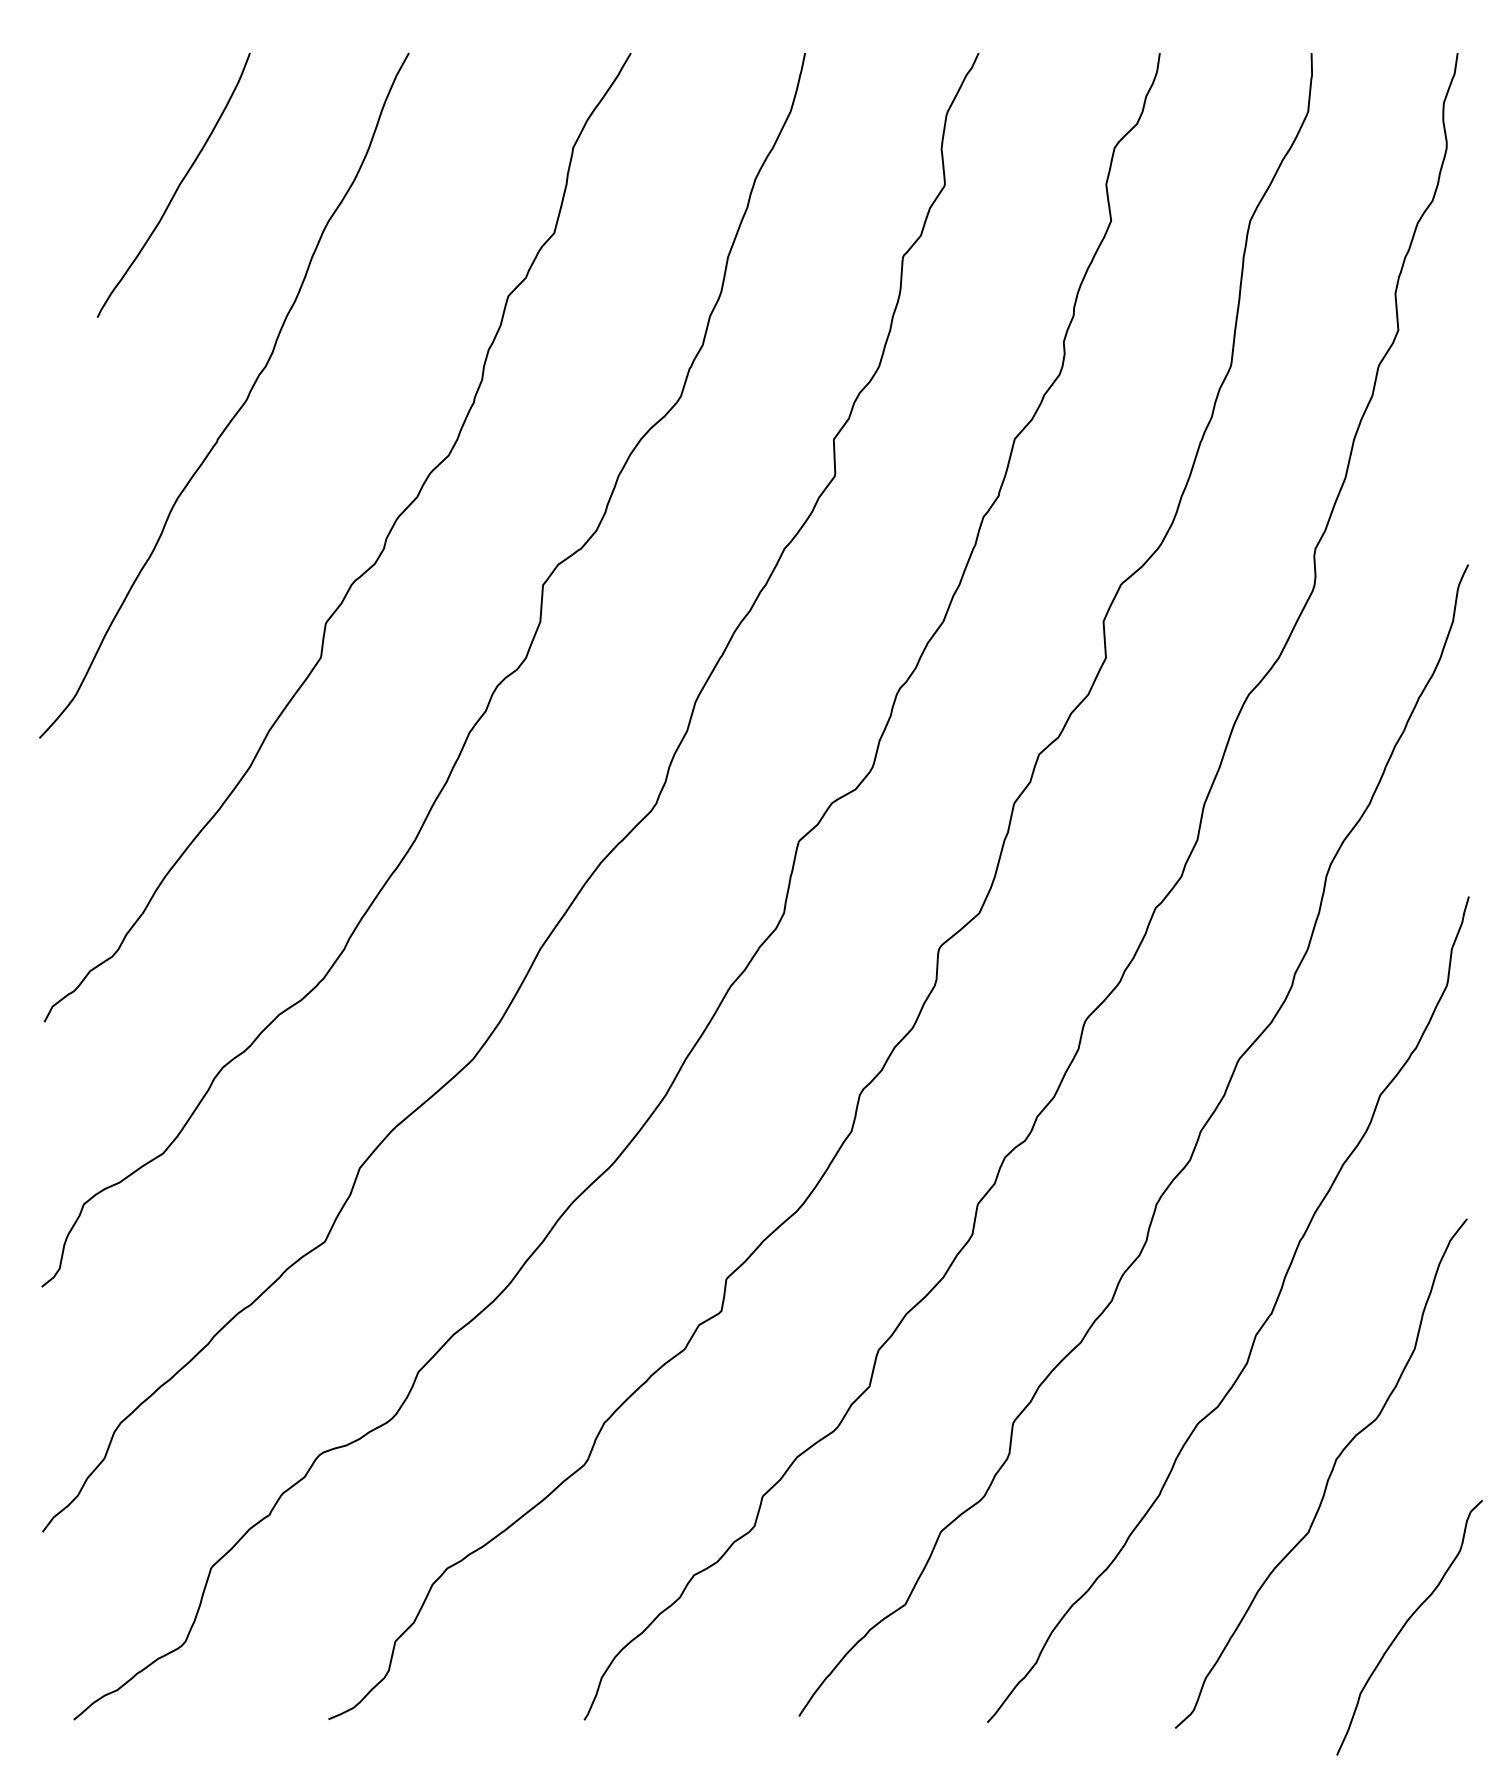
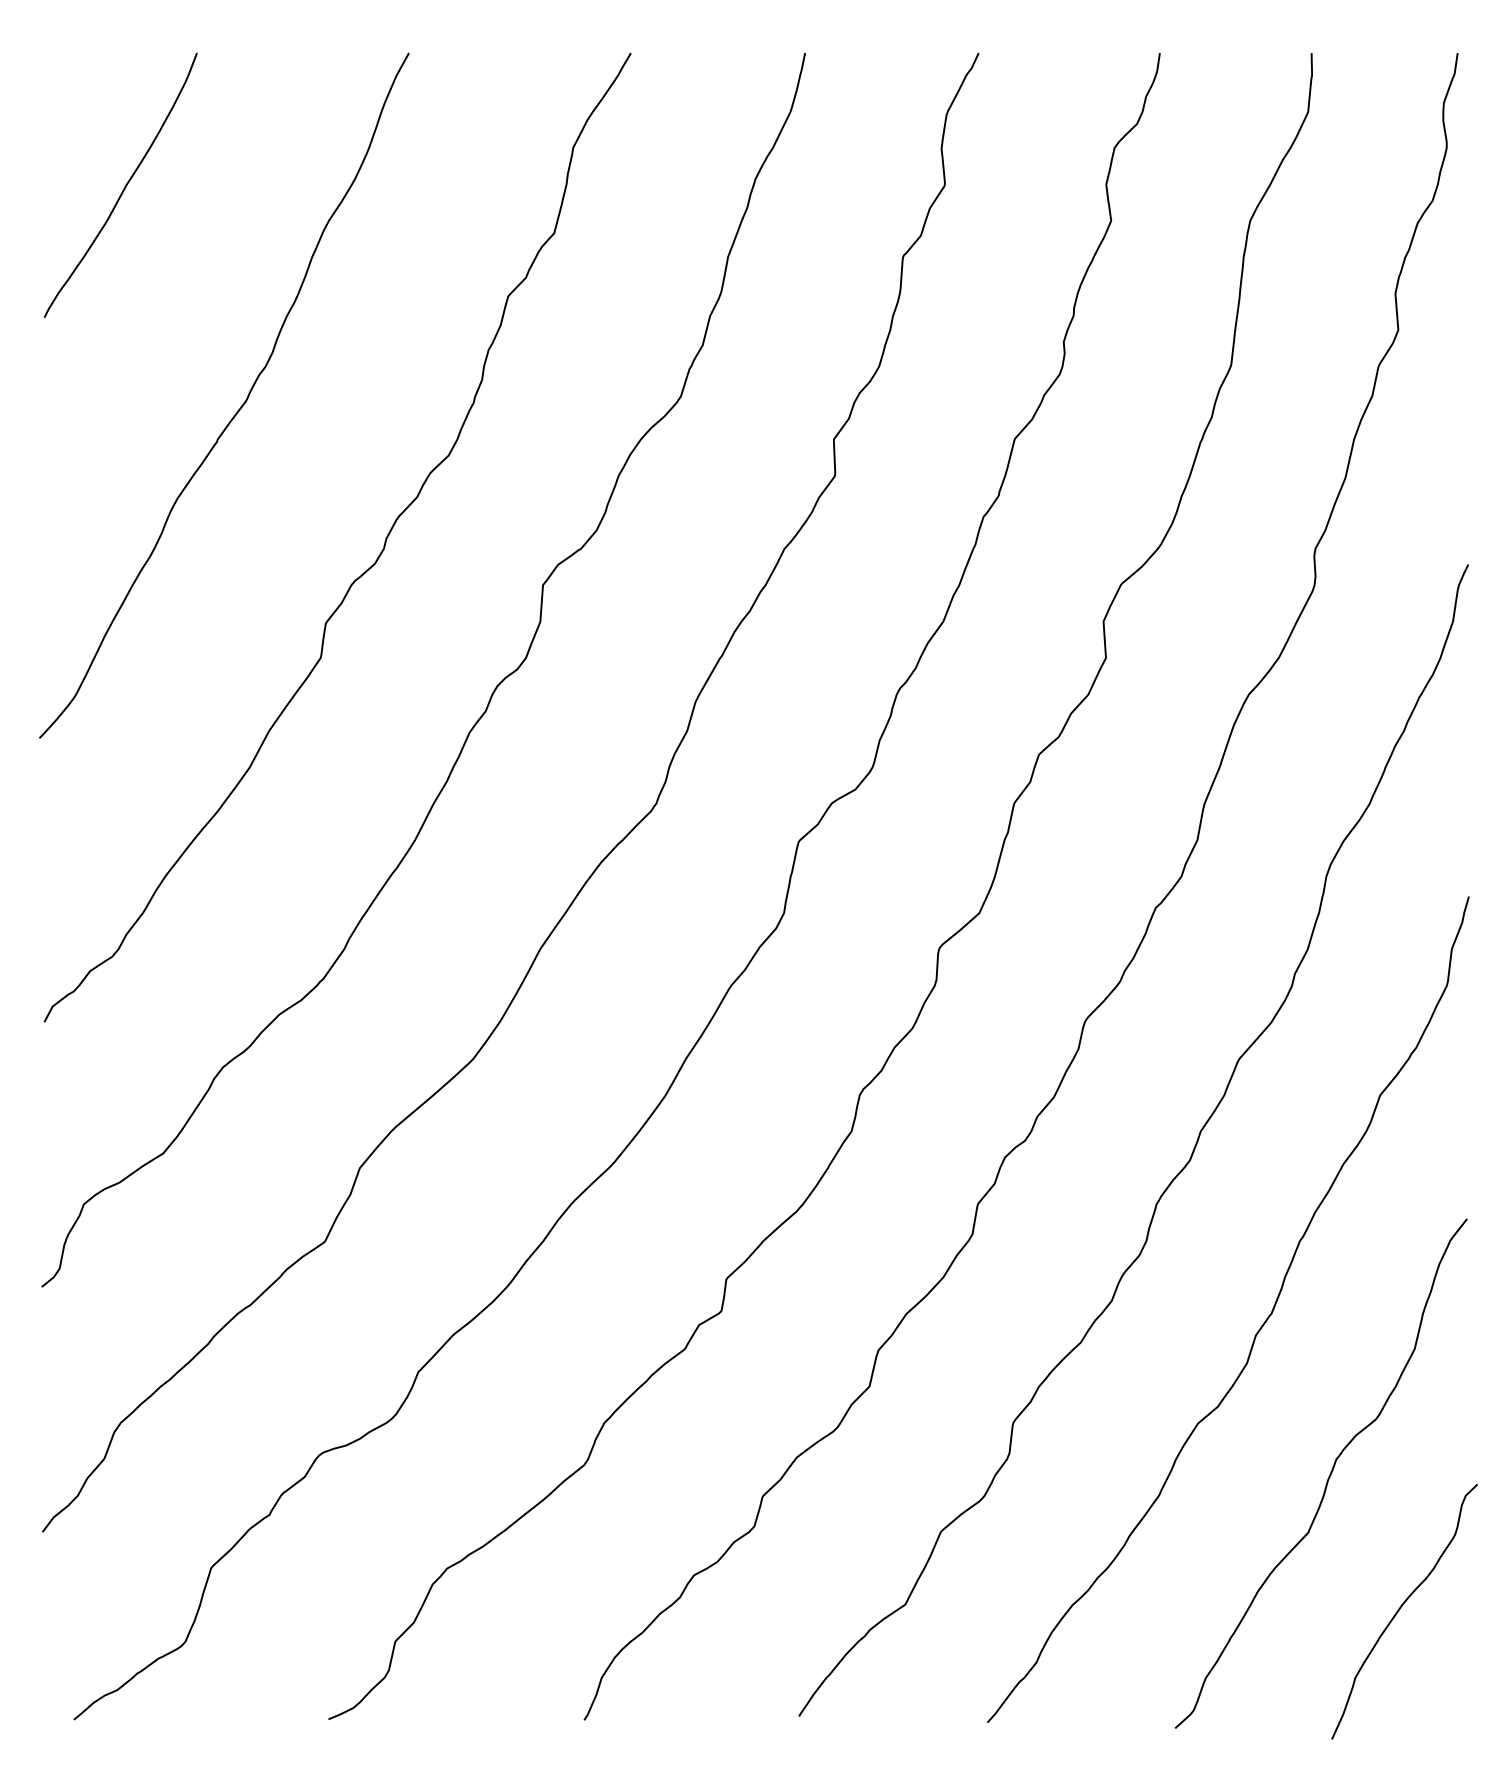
curve position: (177, 186) -> (124, 186) (124, 186)
curve position: (1405, 1625) -> (1400, 1609) (1400, 1609)
